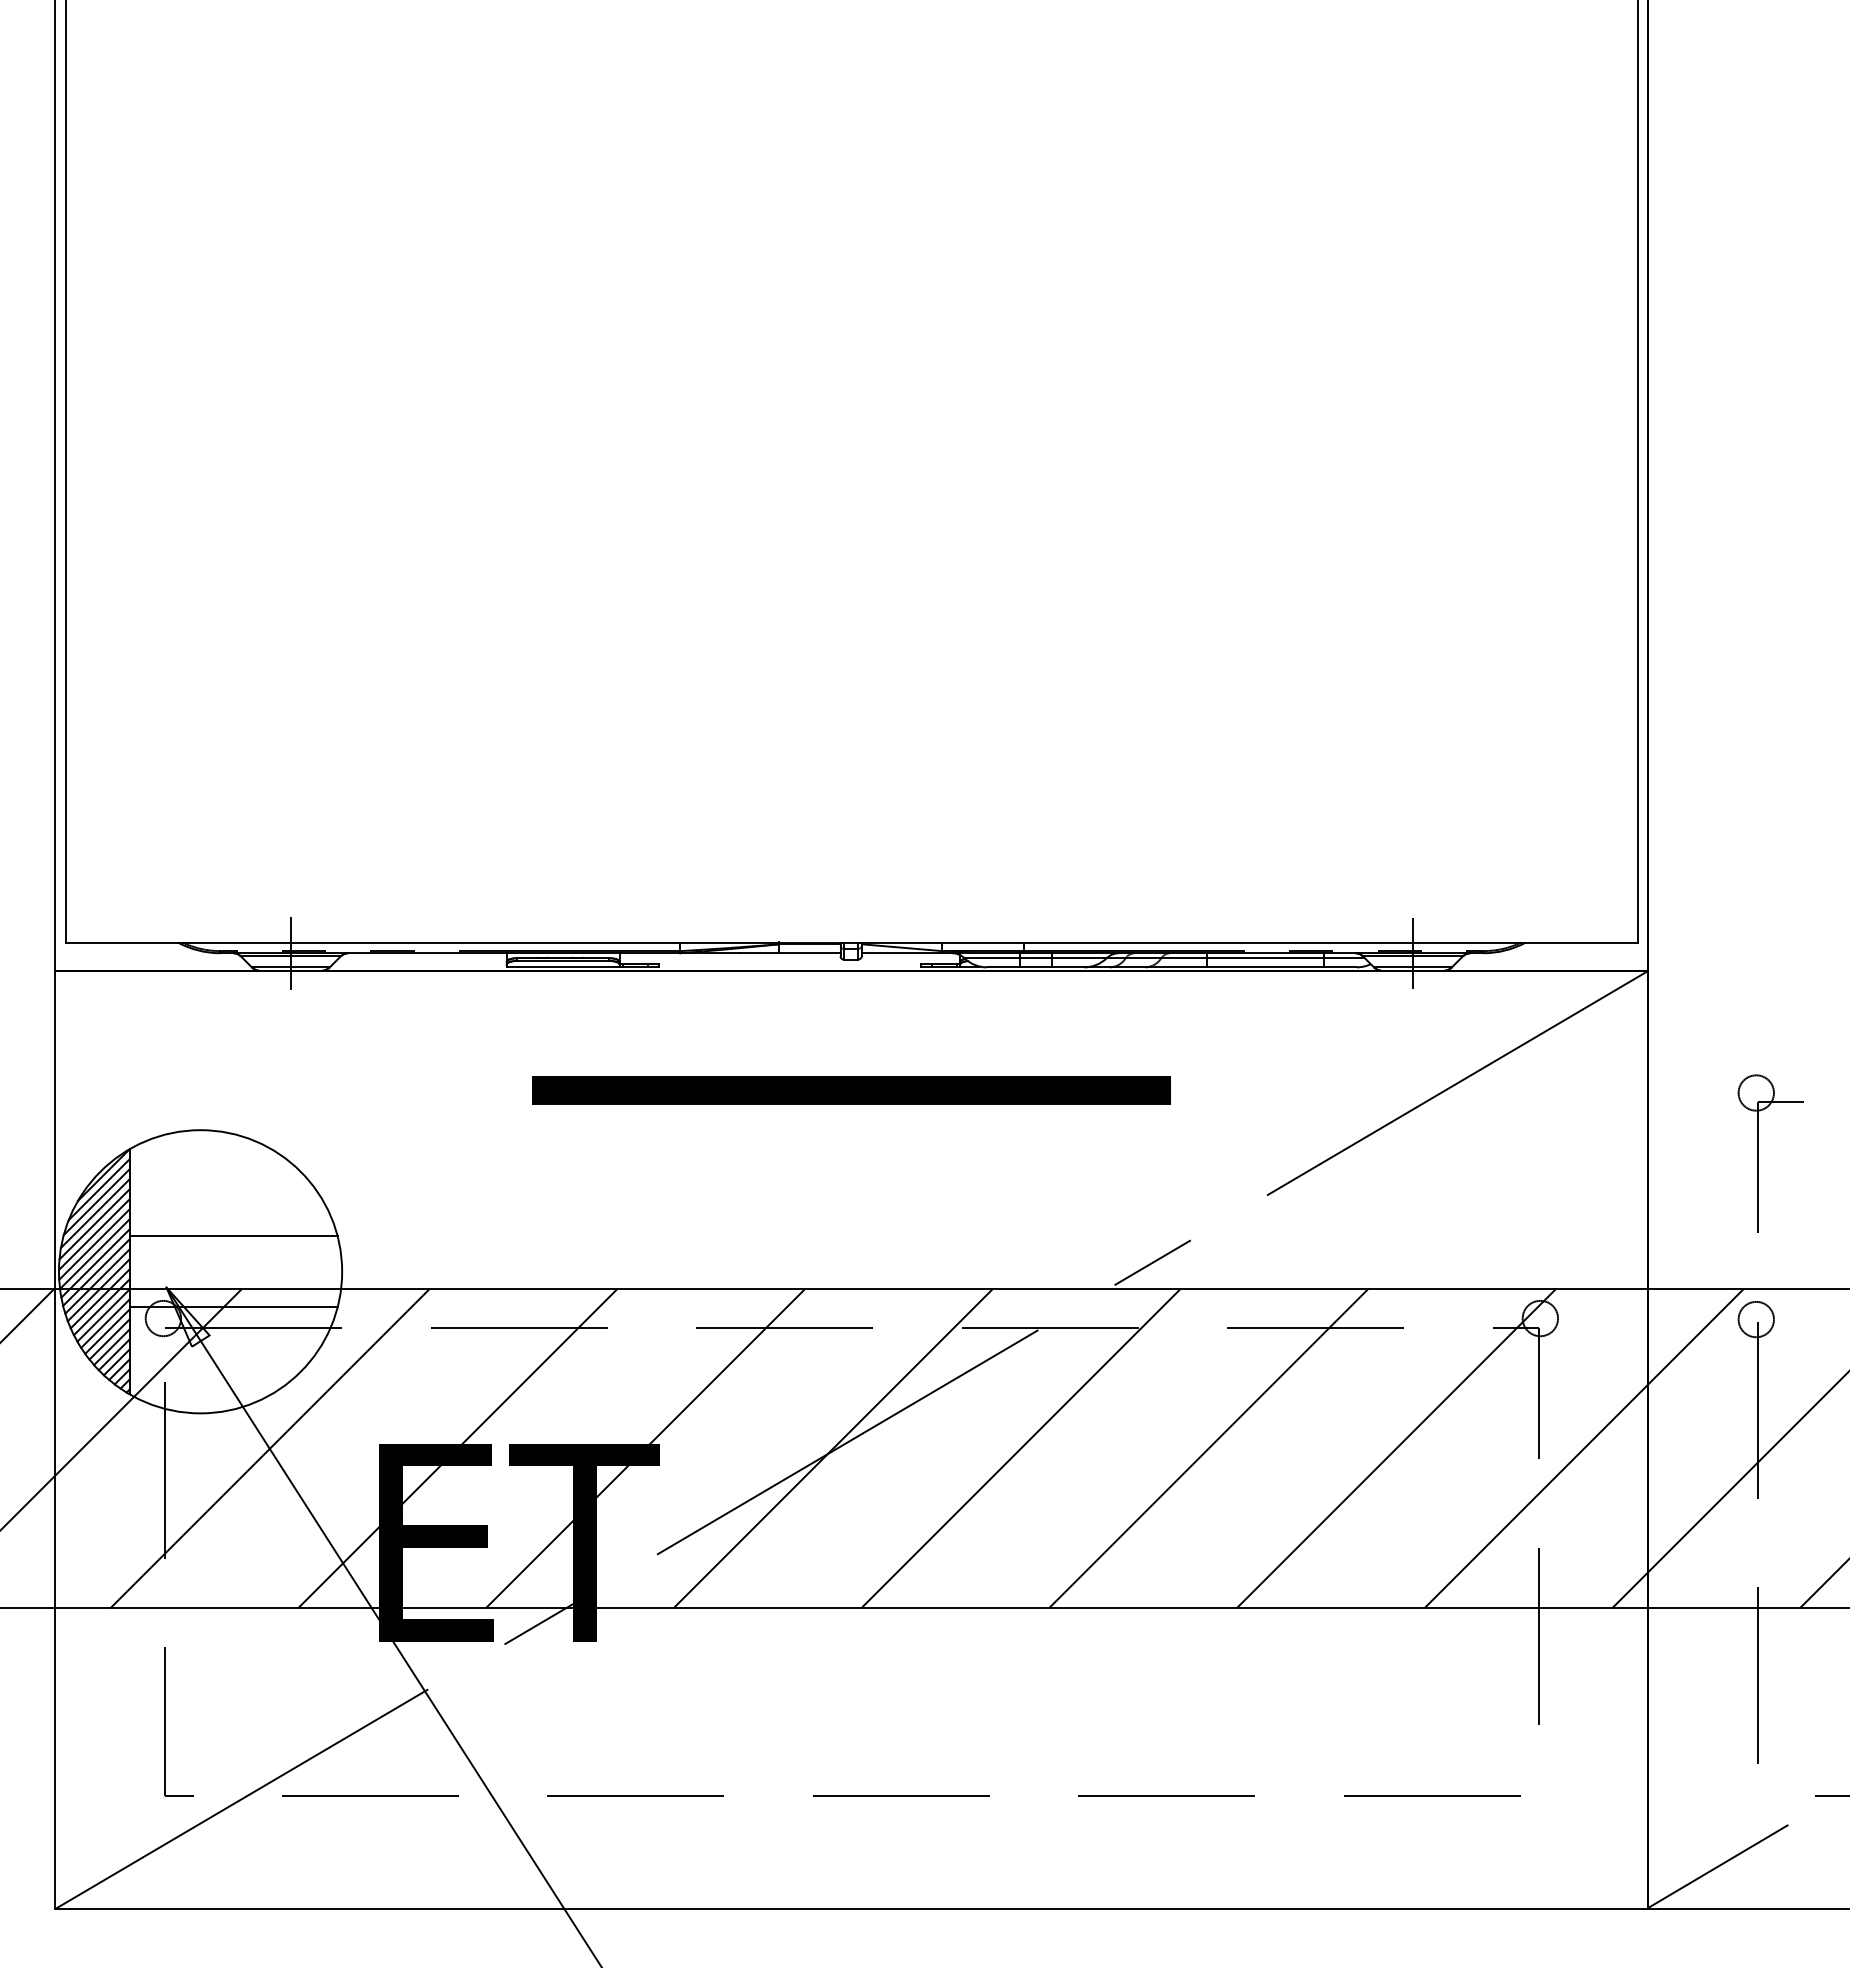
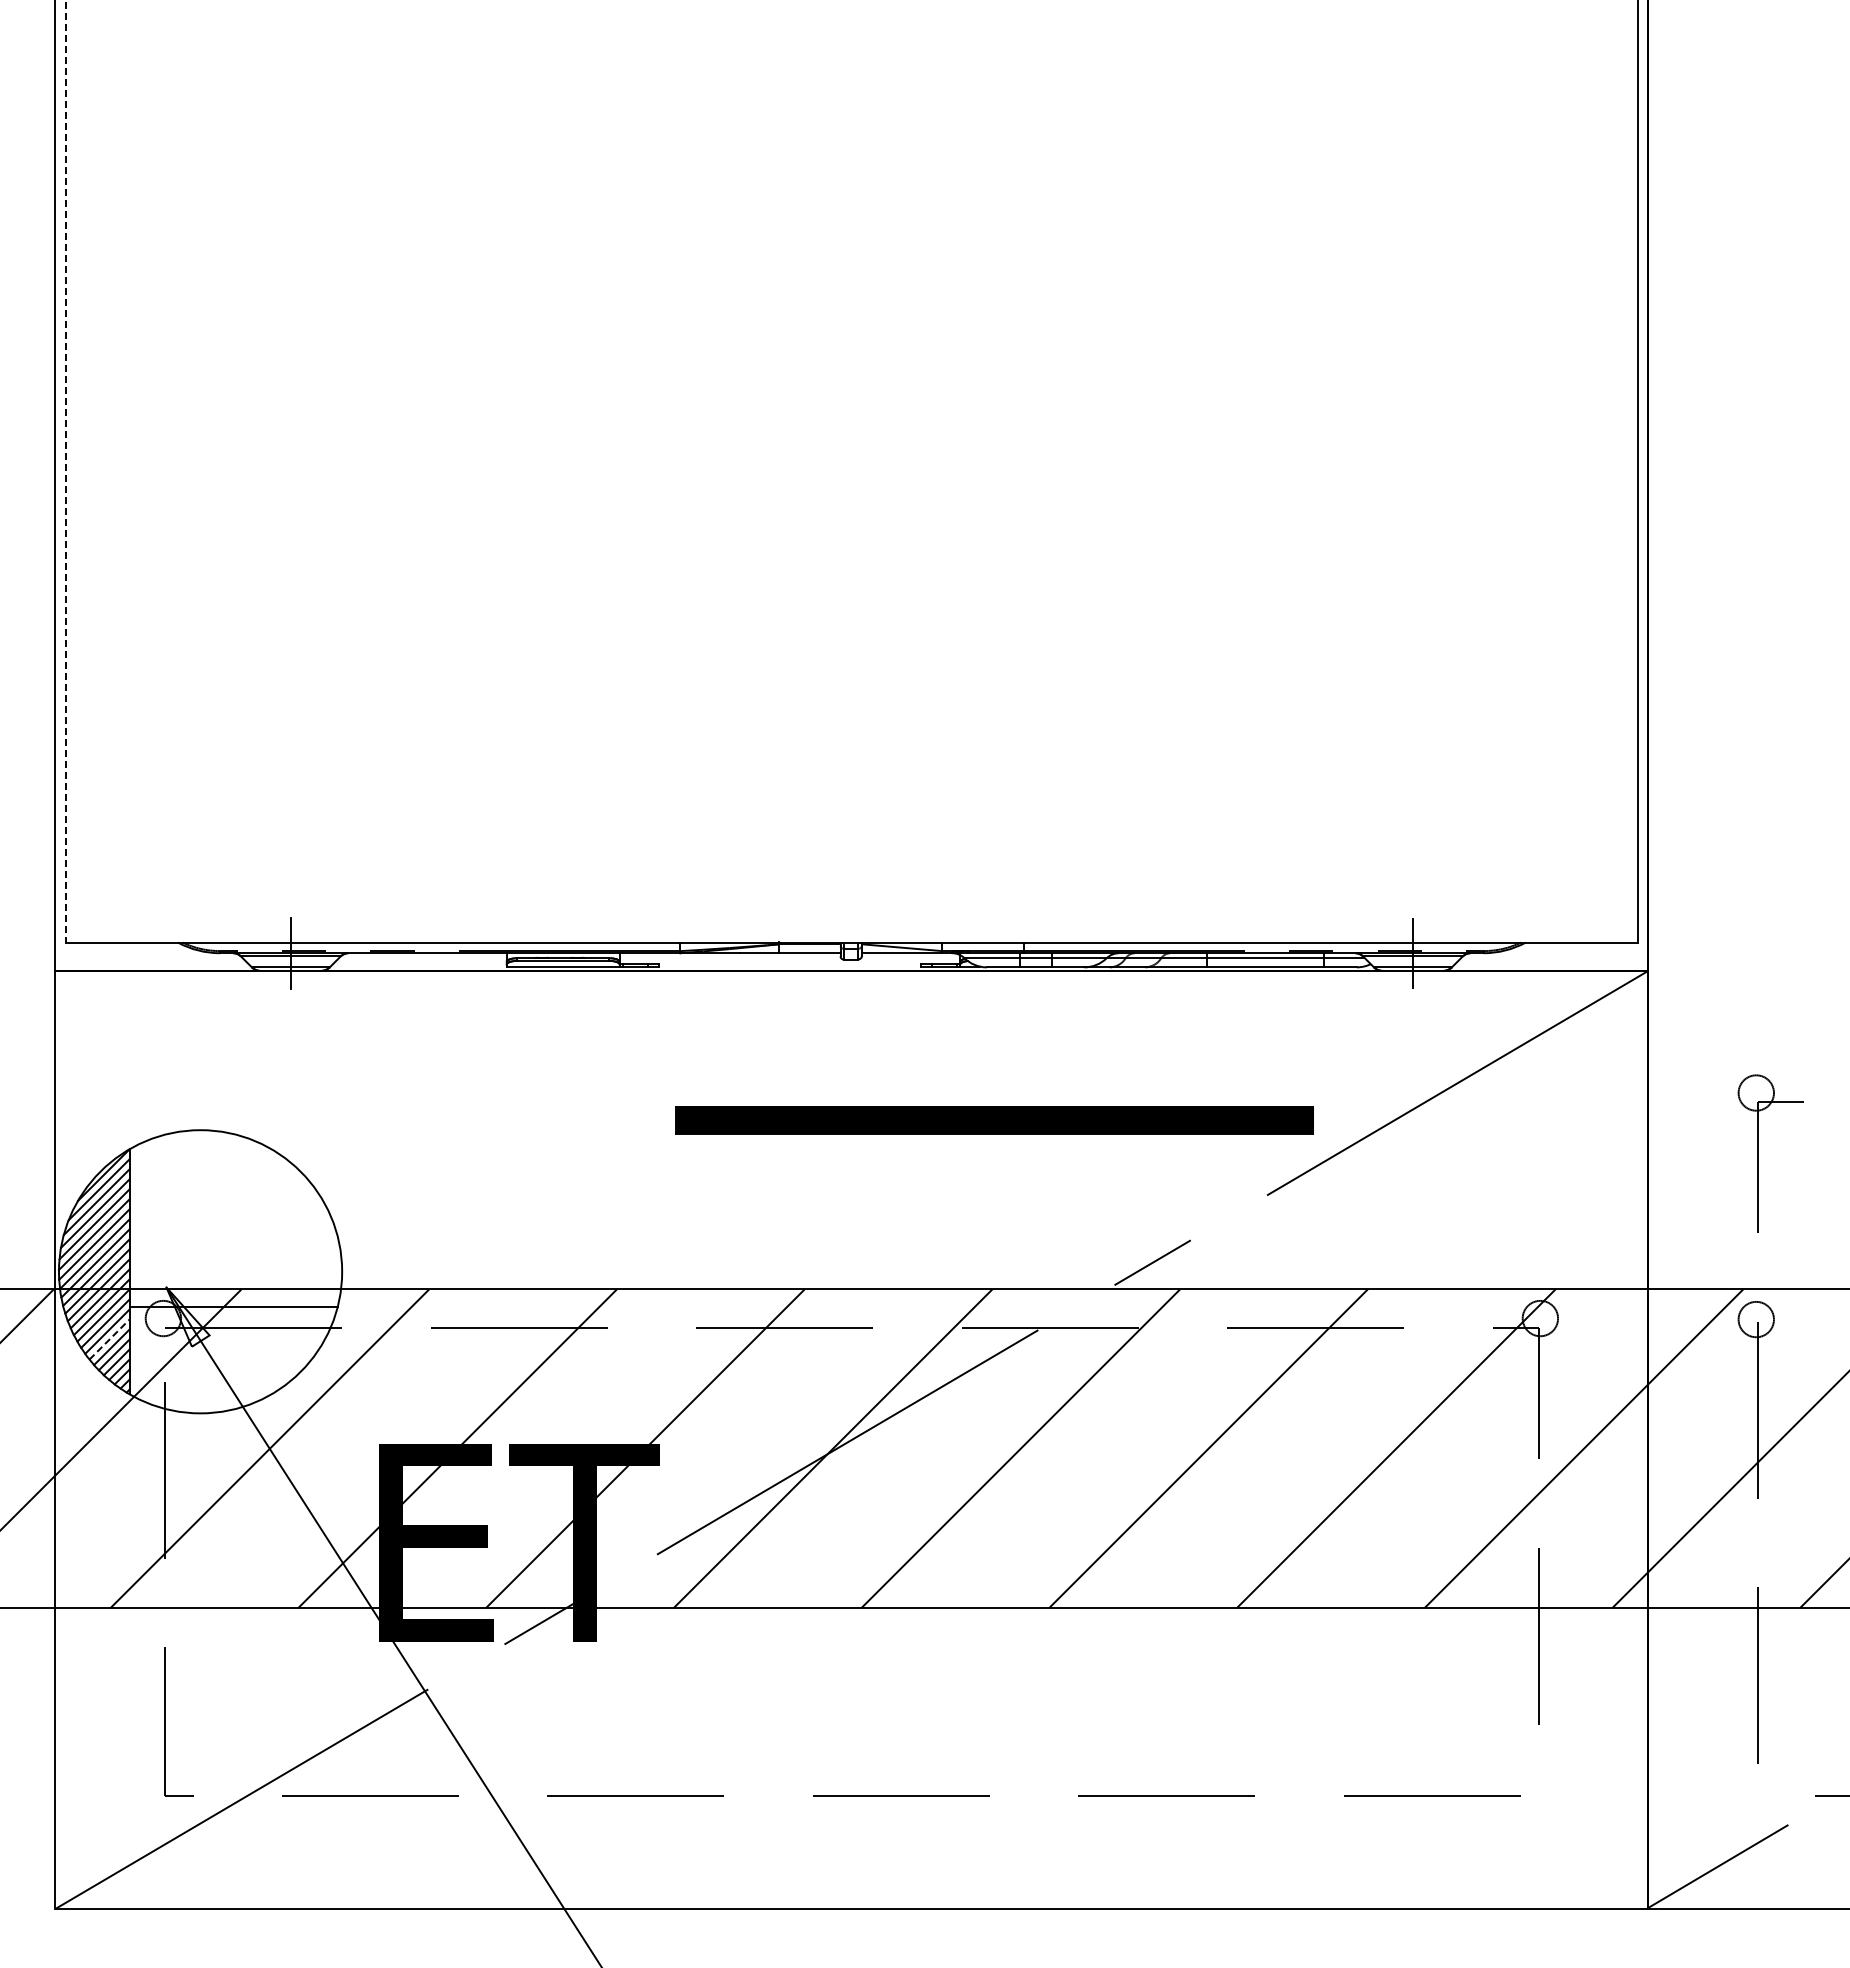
line: solid -> dashed (66, 471)
part position: (851, 1090) -> (994, 1120) (994, 1120)
line: present -> none (233, 1236)
line: solid -> dashed (109, 1339)
